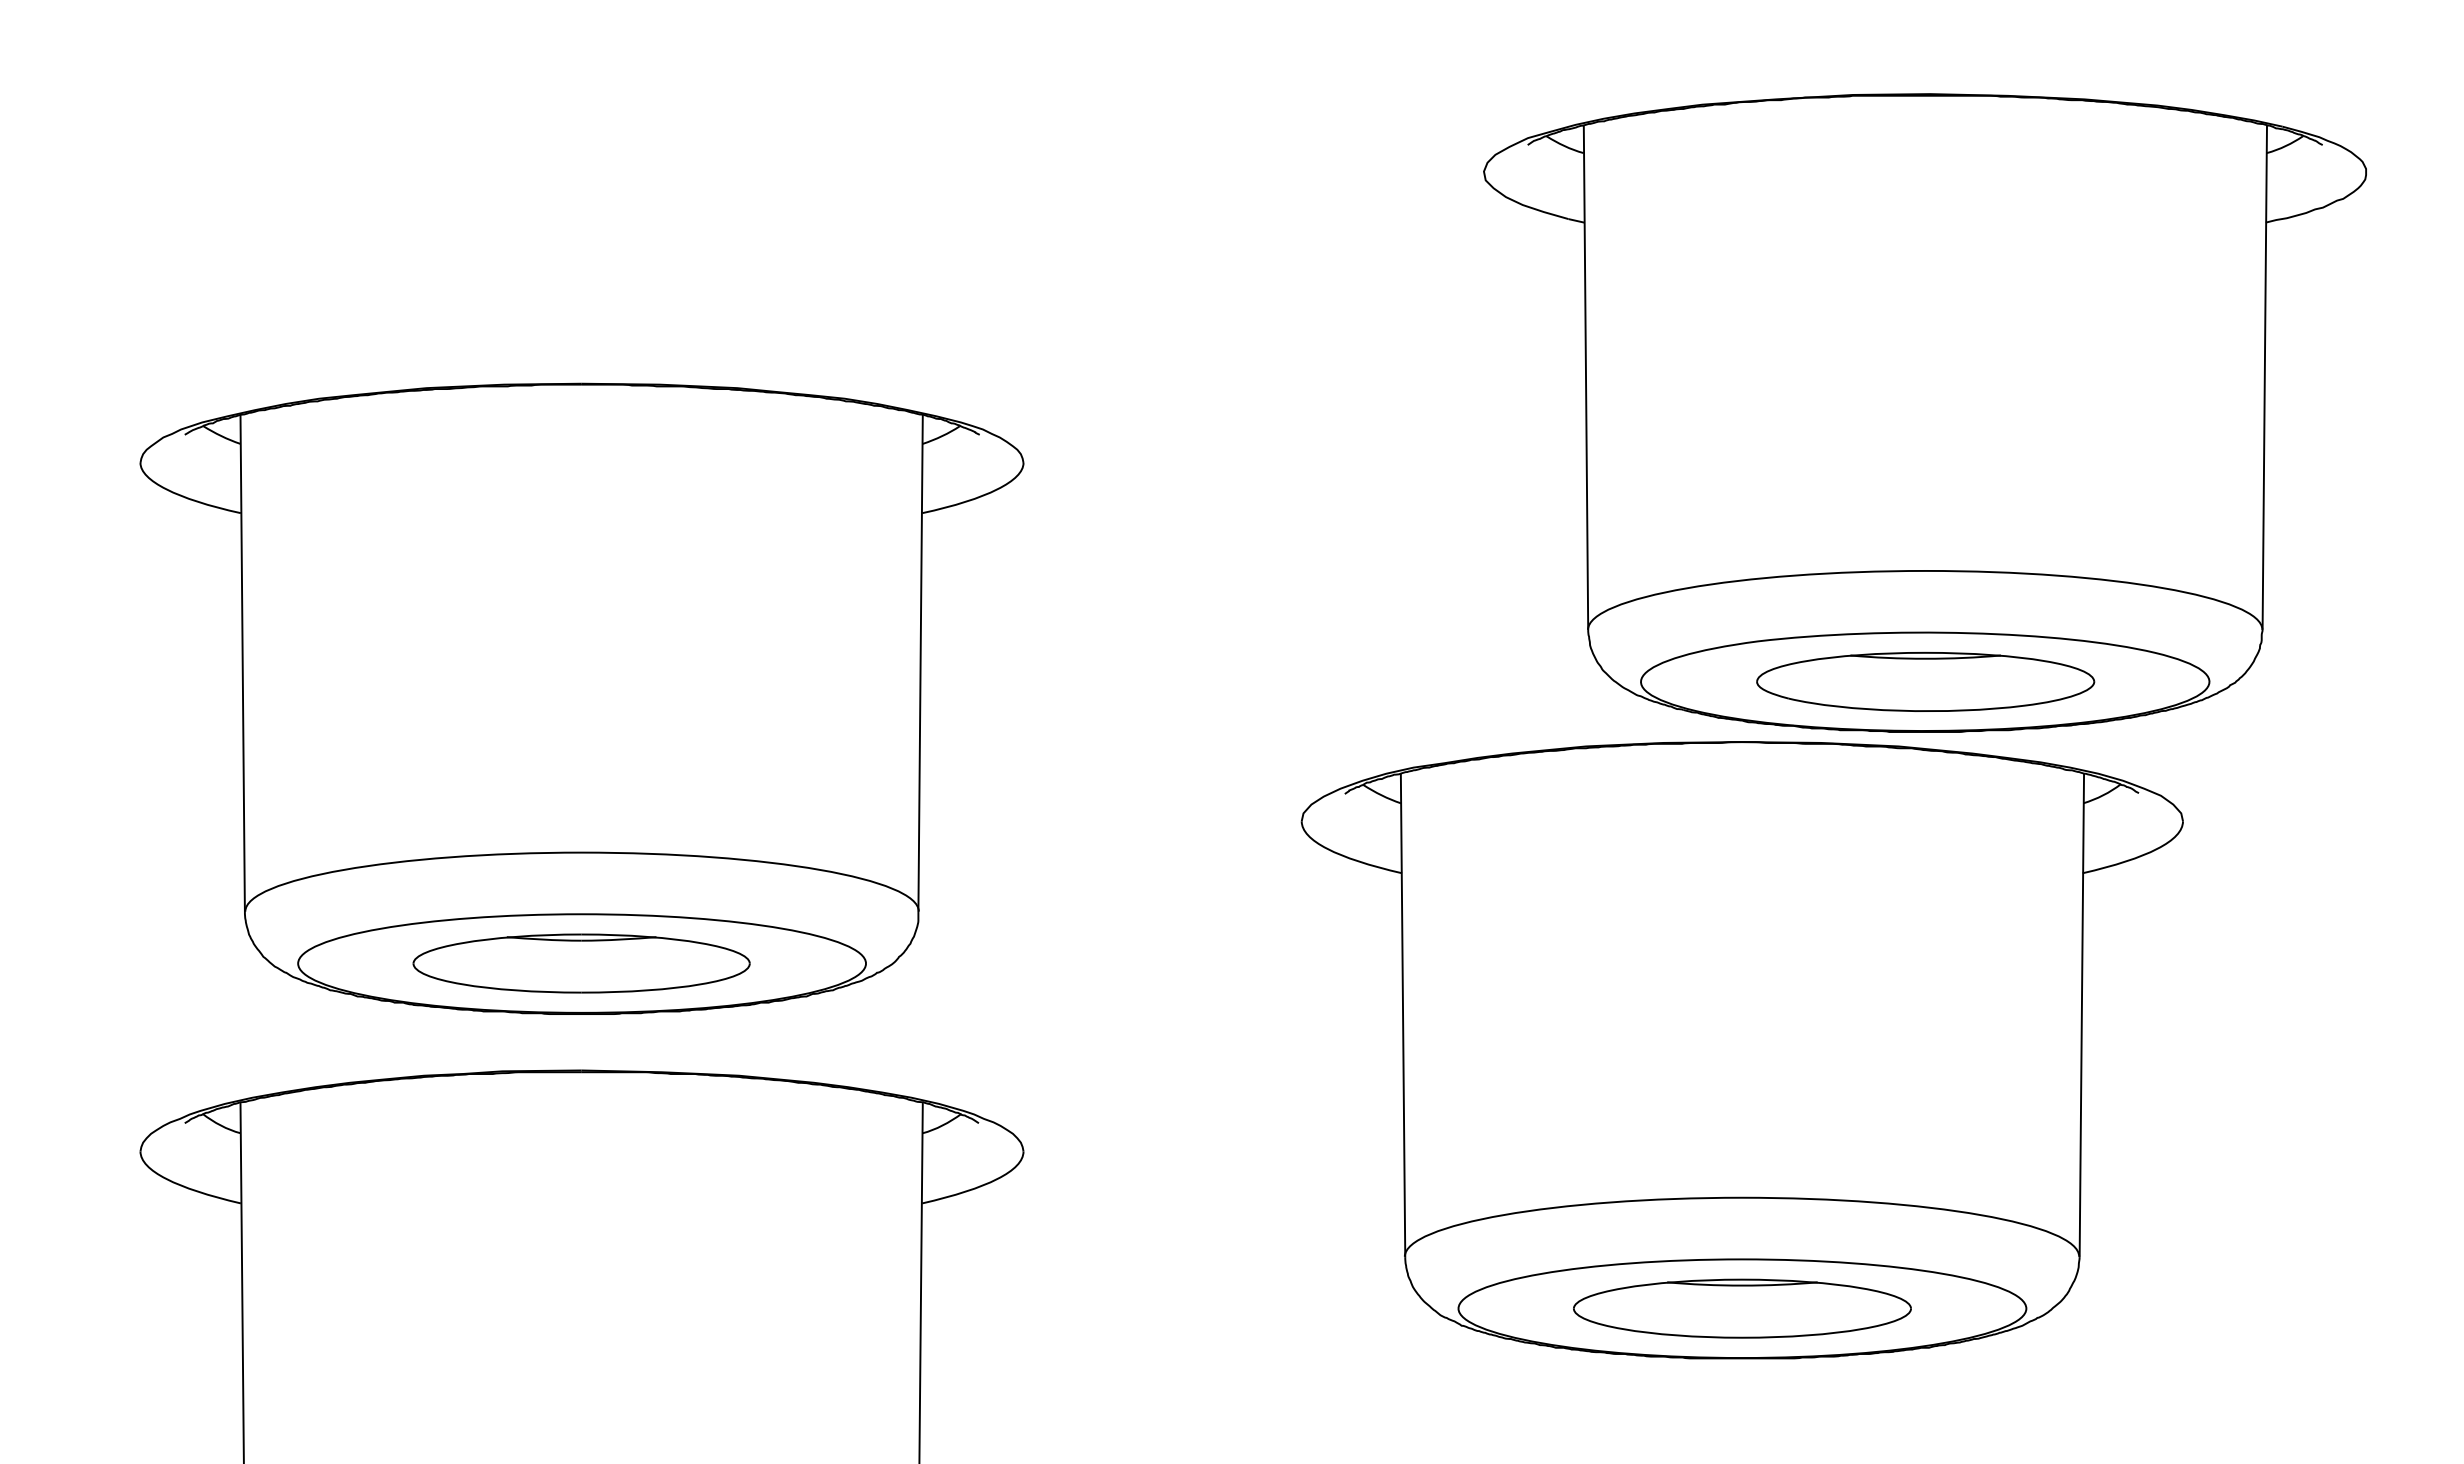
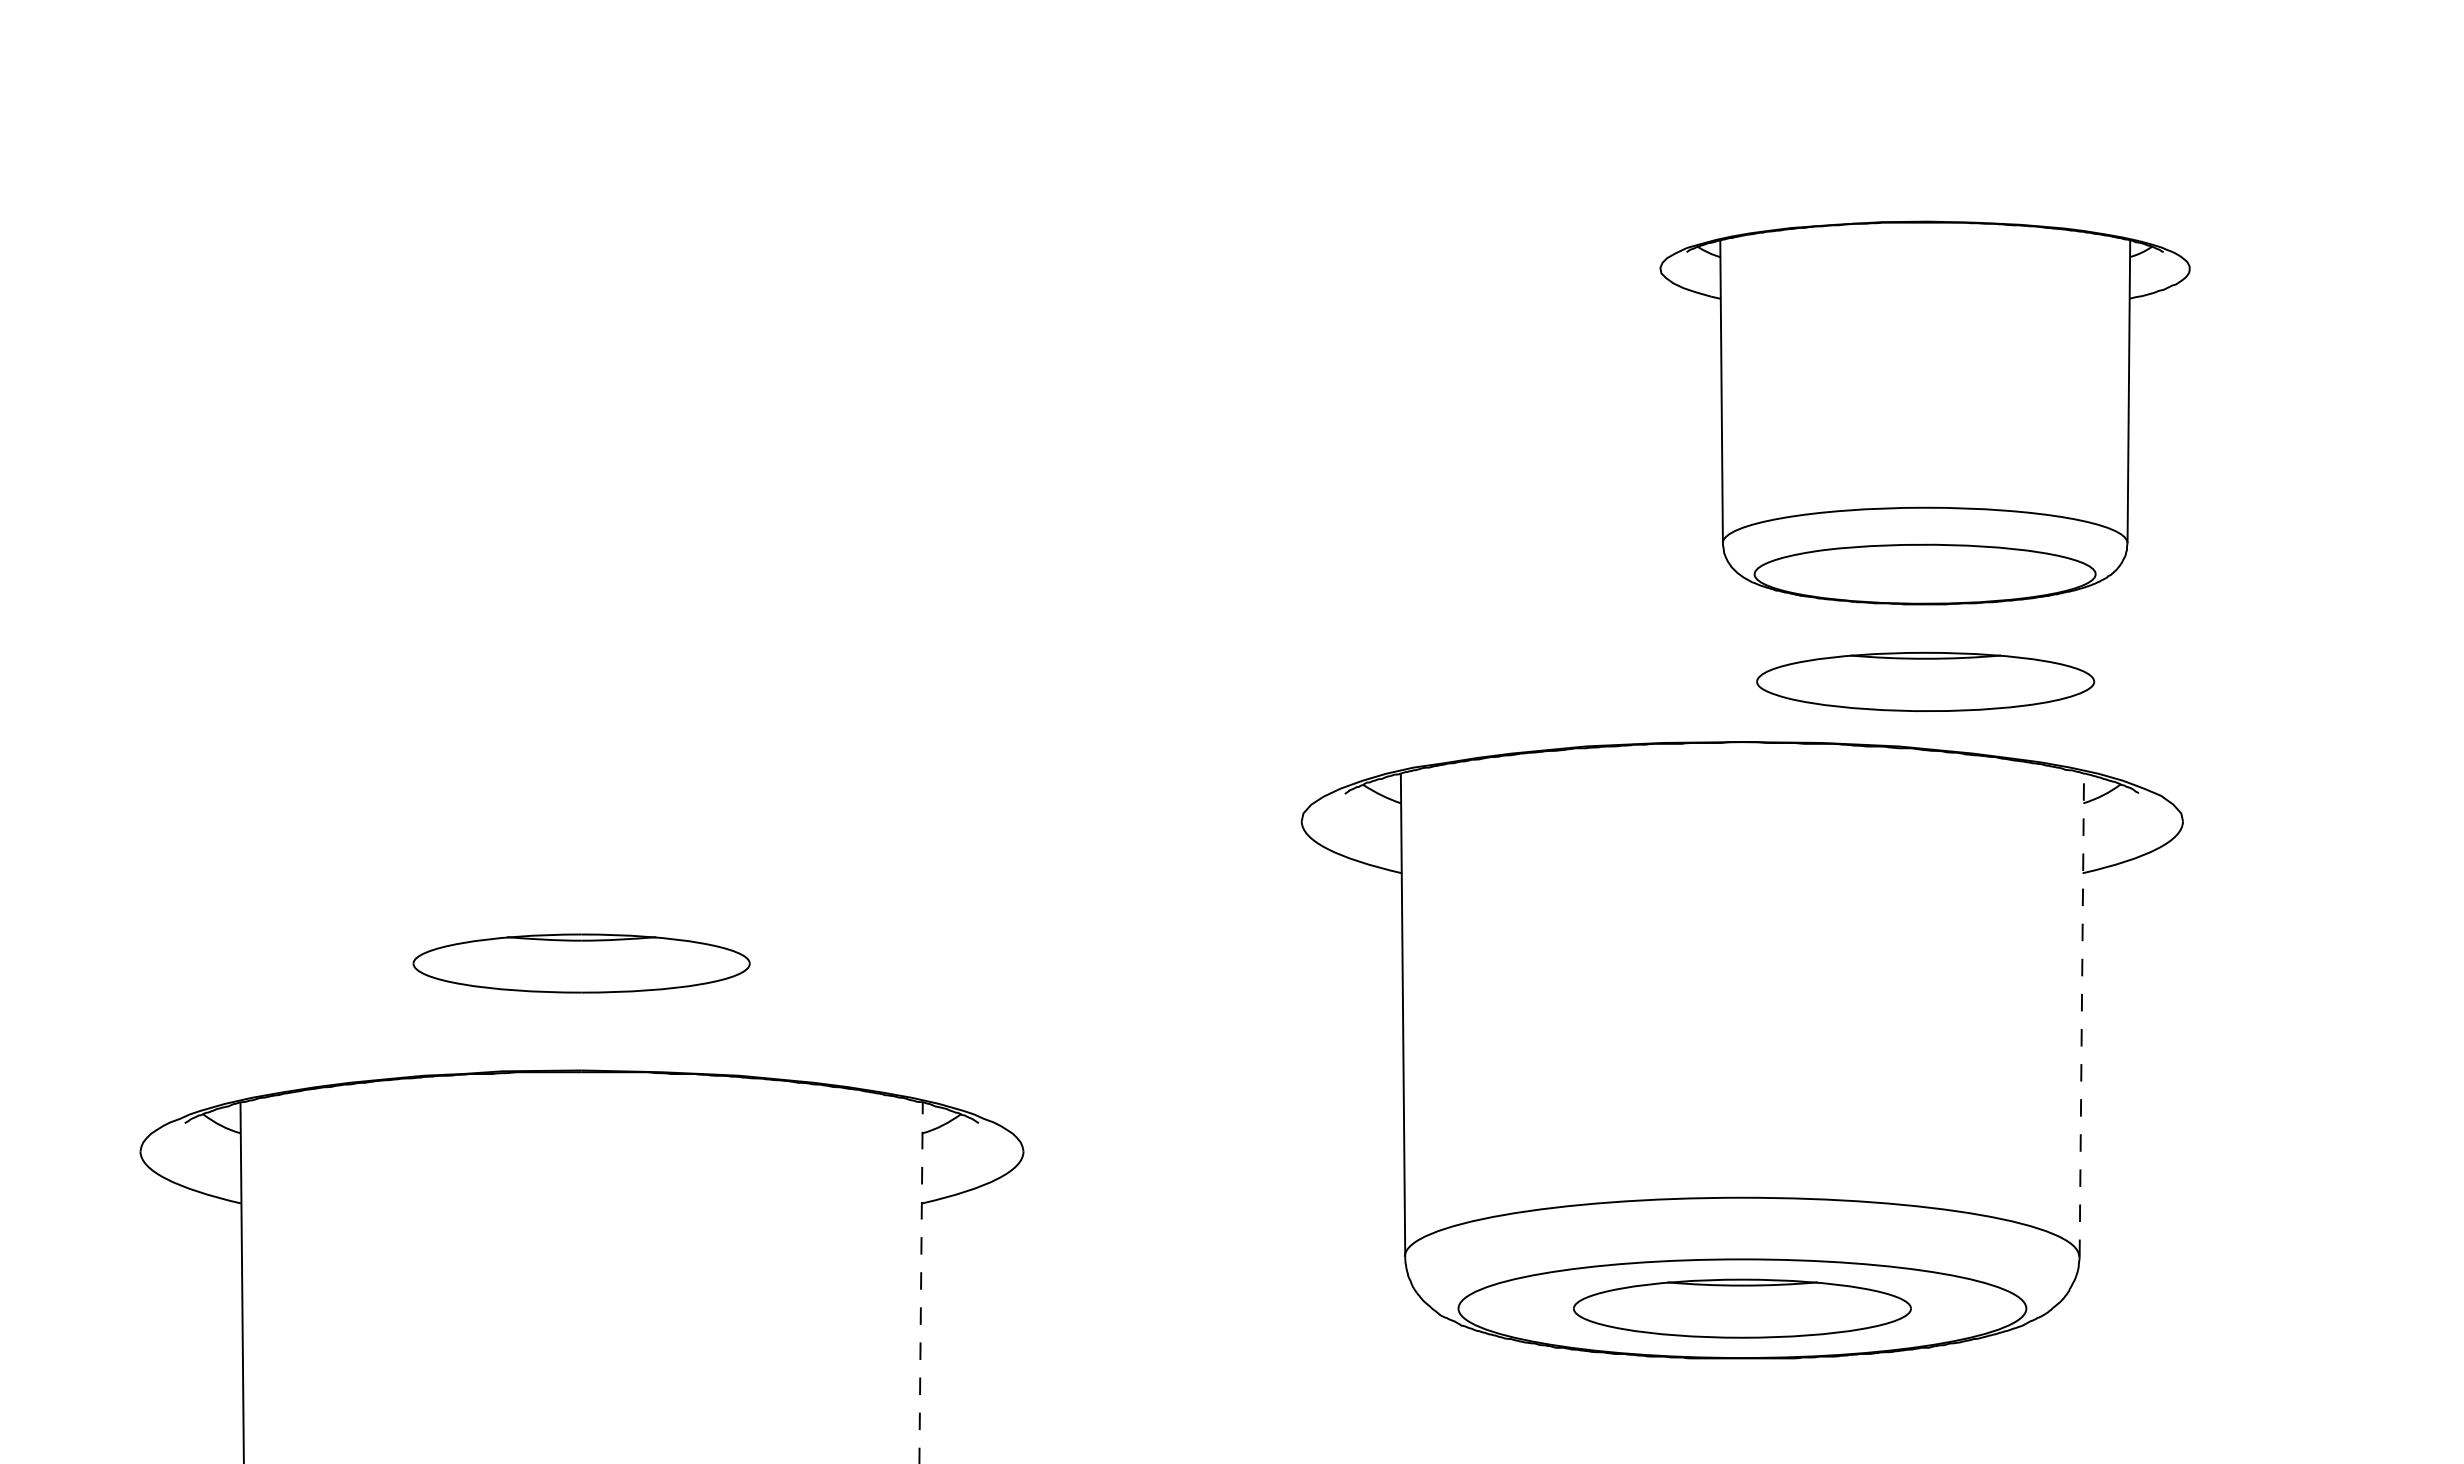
part size: 884x640 px -> 532x386 px (1924, 412)
part: present -> none (581, 698)
line: solid -> dashed (2081, 1015)
line: solid -> dashed (921, 1282)
